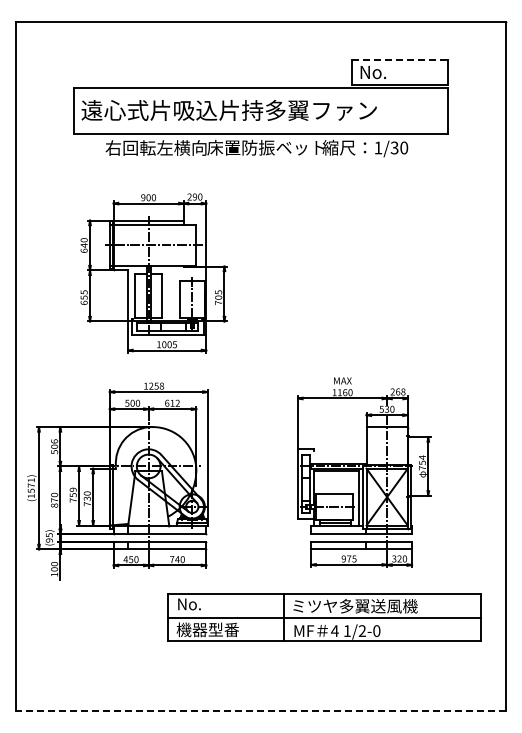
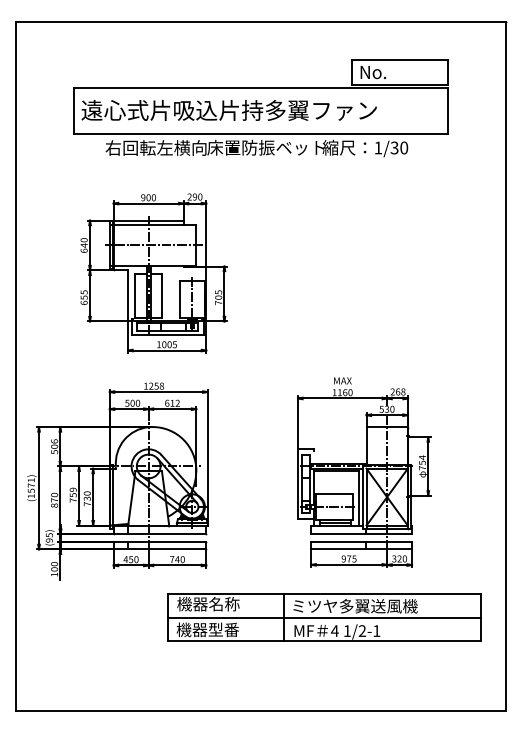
line: dashed -> solid (400, 60)
text: No. -> 機器名称 (208, 603)
text: 1/2-0 -> 1/2-1 (376, 631)
line: dashed -> solid (260, 711)
